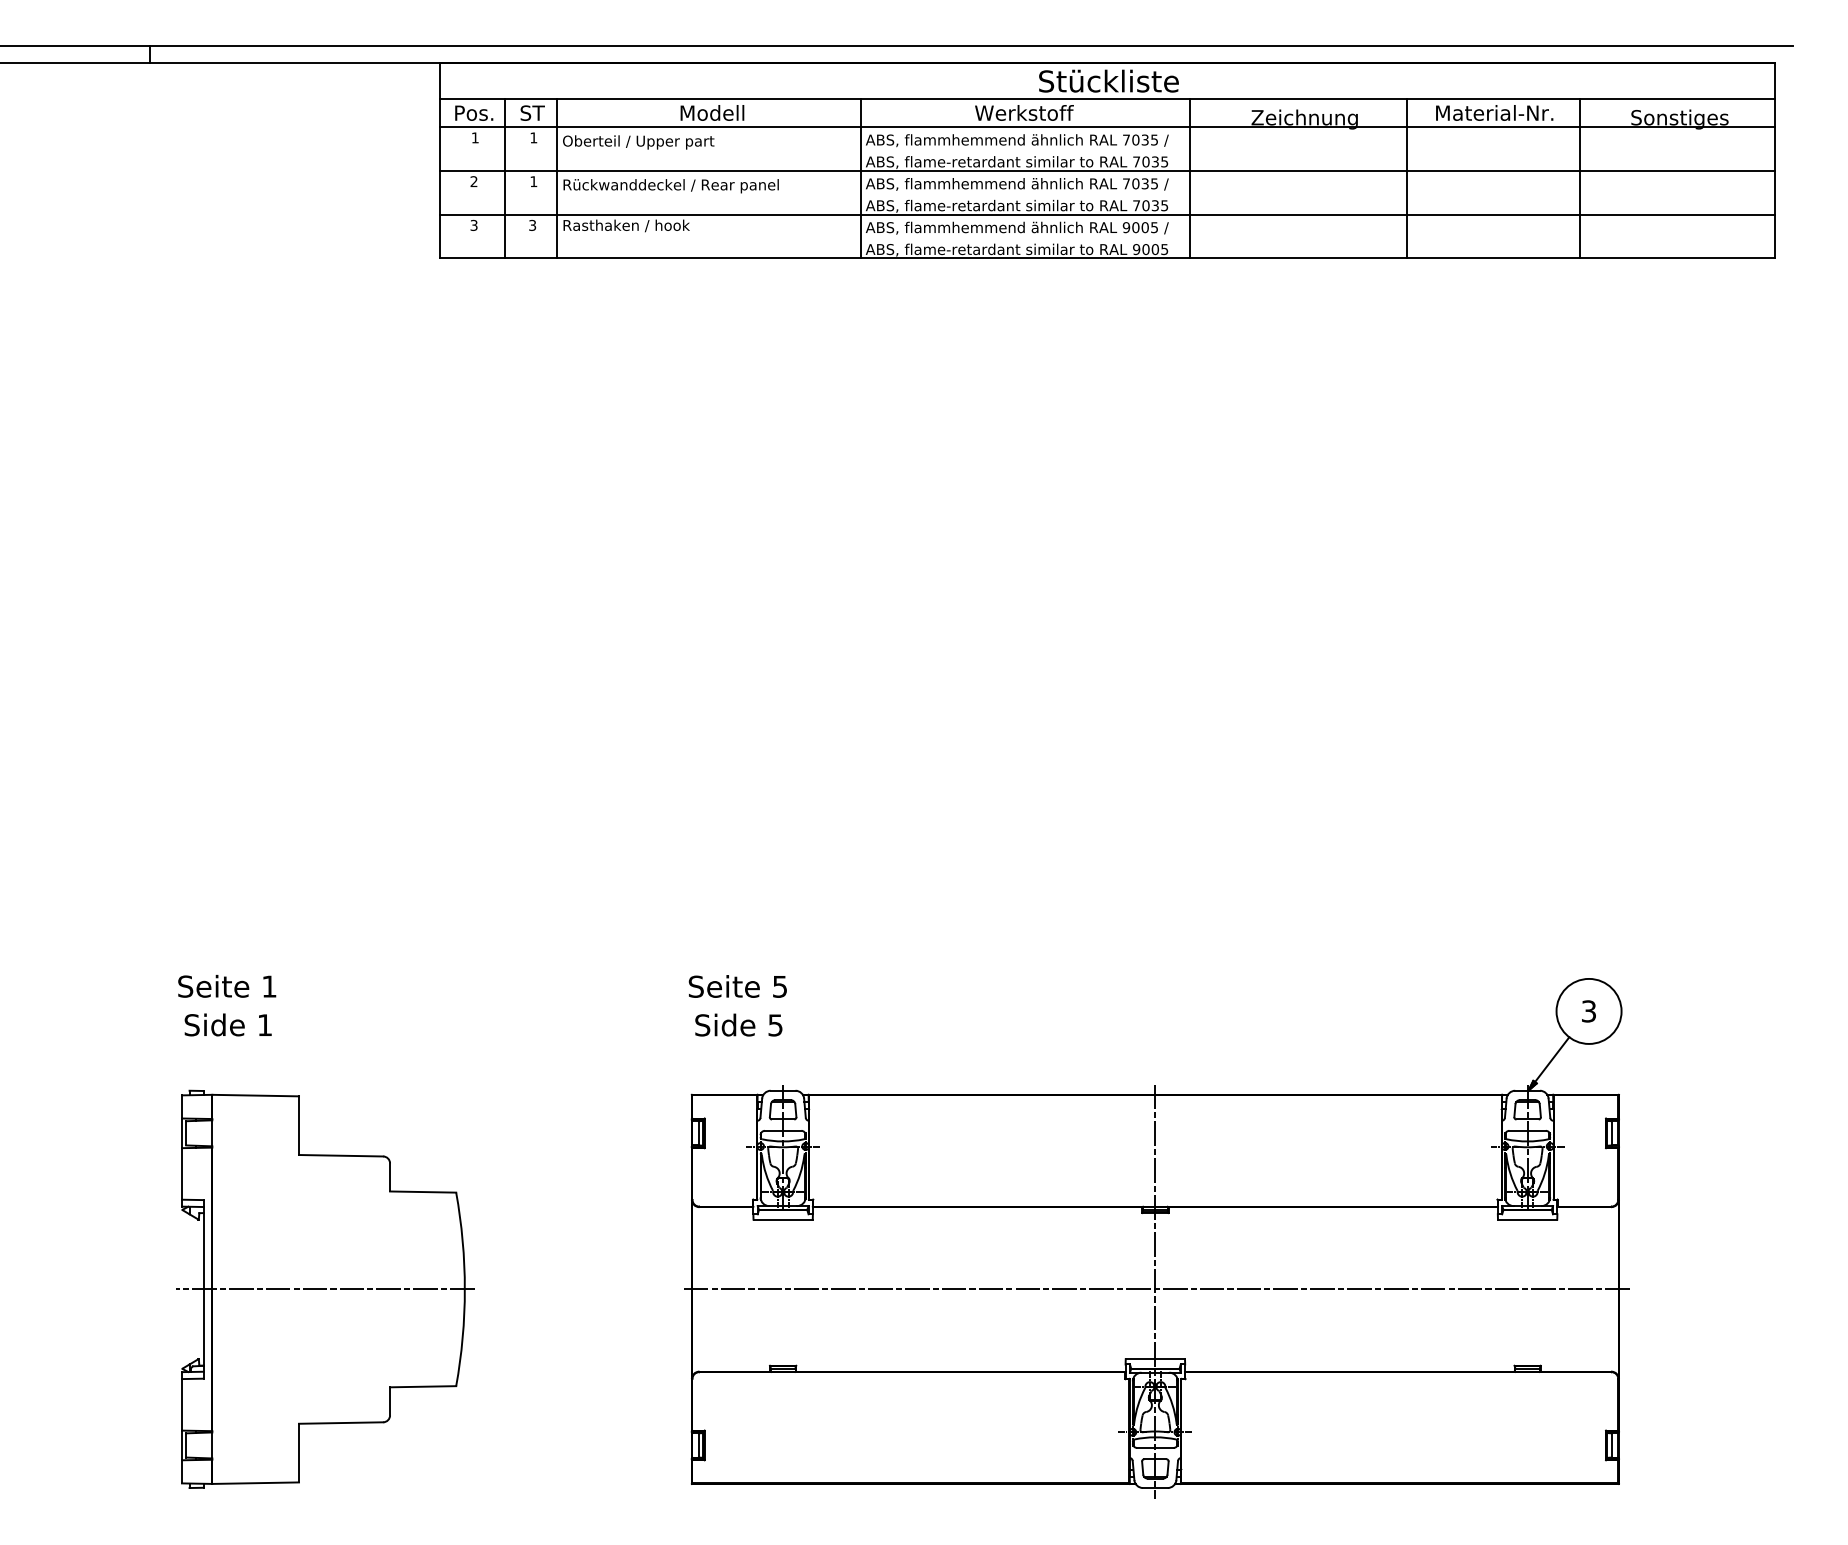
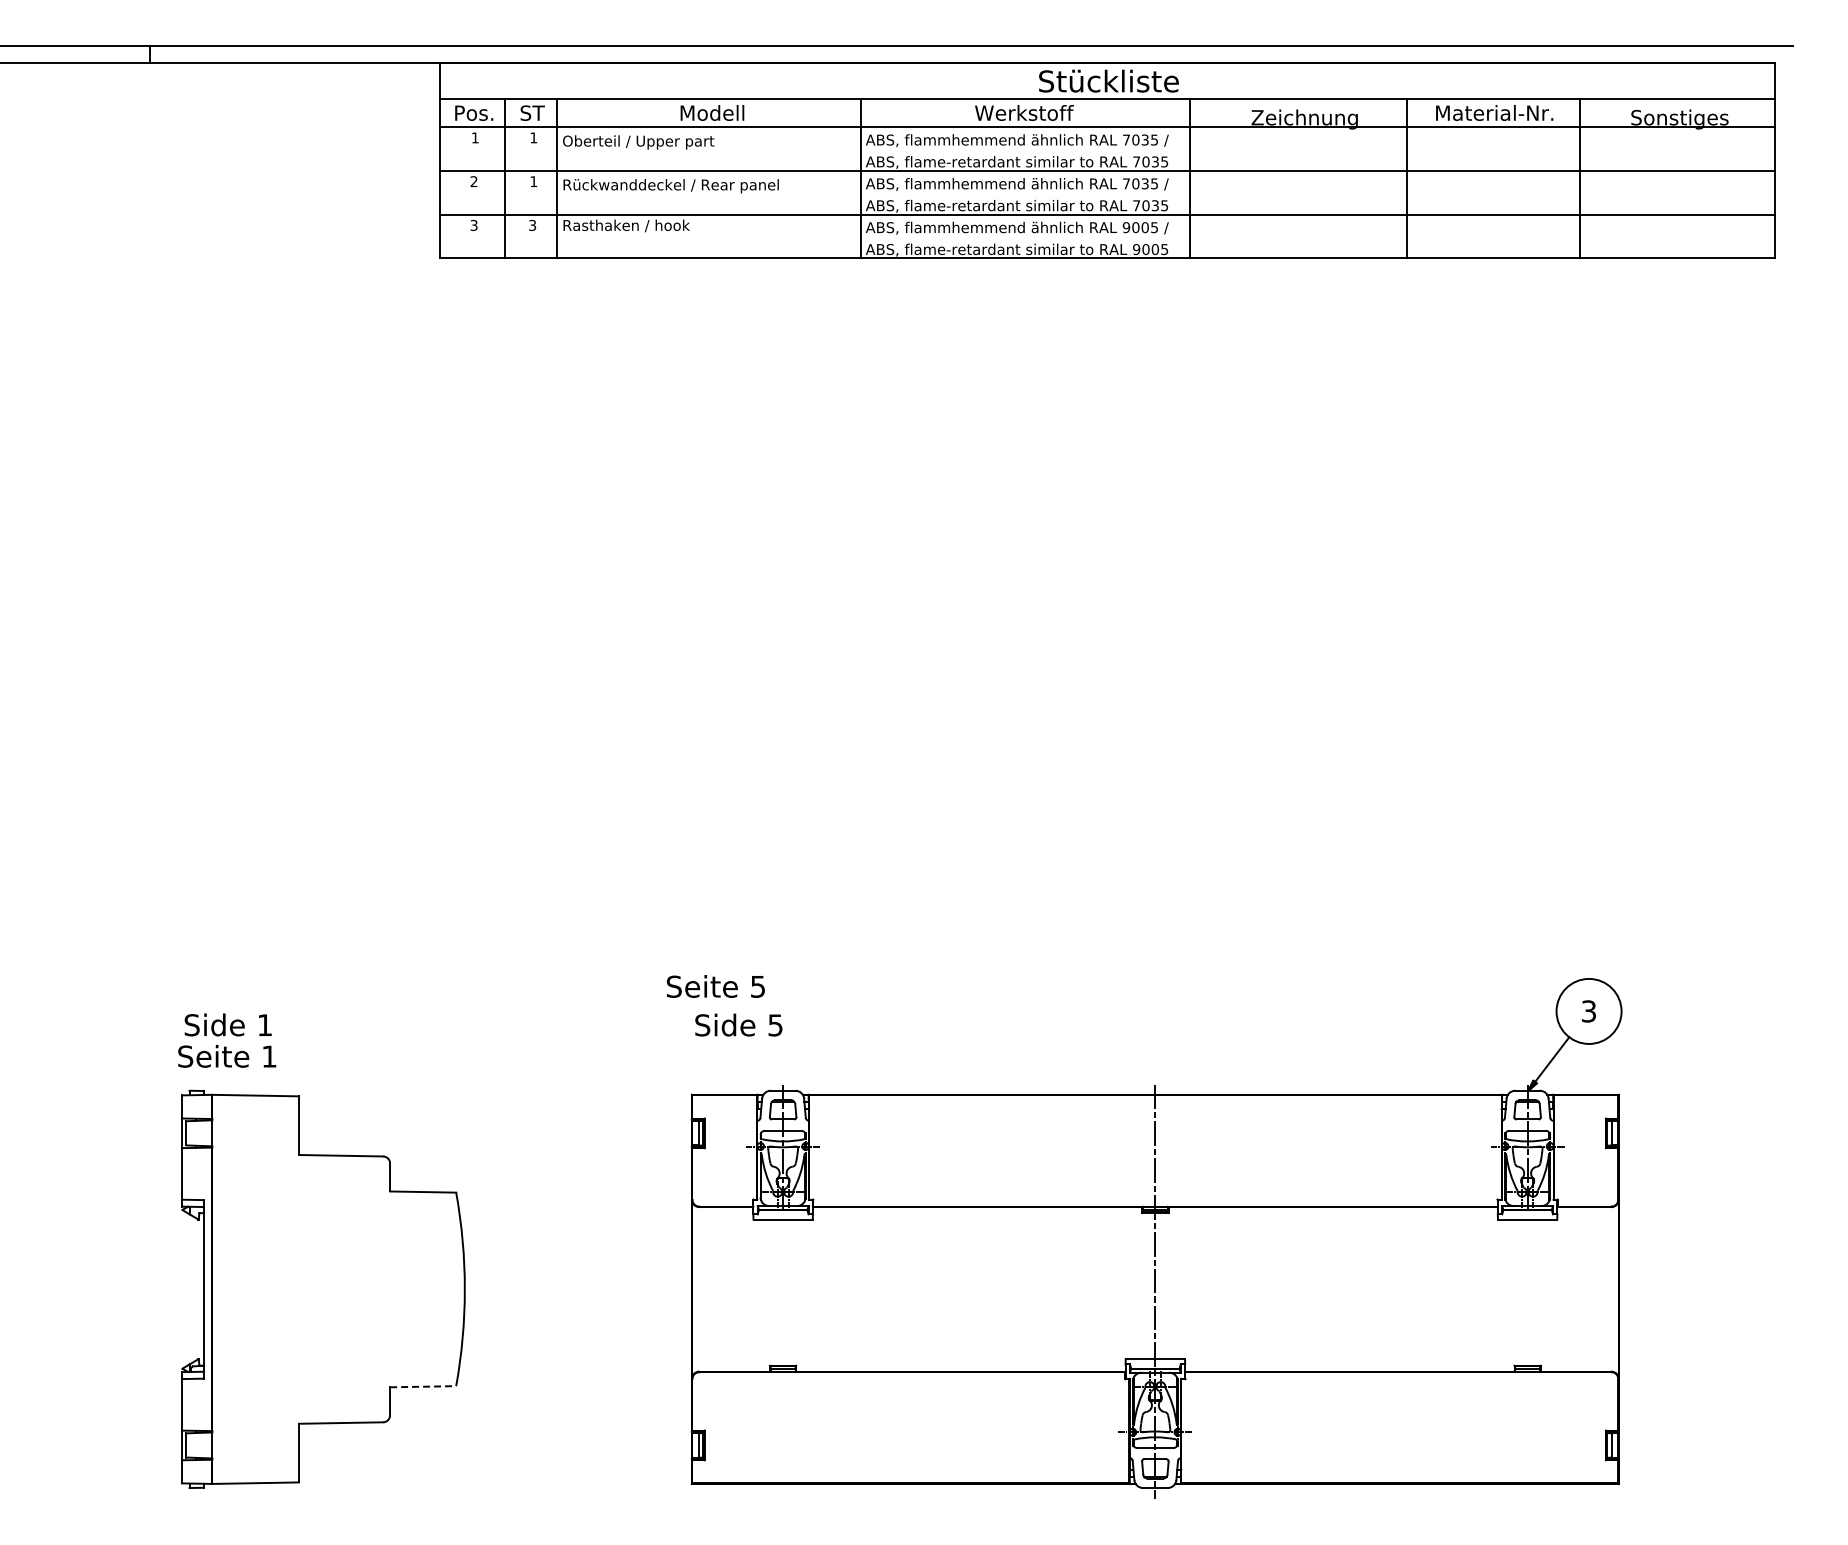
text position: (227, 986) -> (227, 1056) (227, 1056)
text position: (737, 986) -> (715, 986) (715, 986)
line: present -> none (325, 1289)
line: present -> none (1155, 1289)
line: solid -> dashed (423, 1386)
